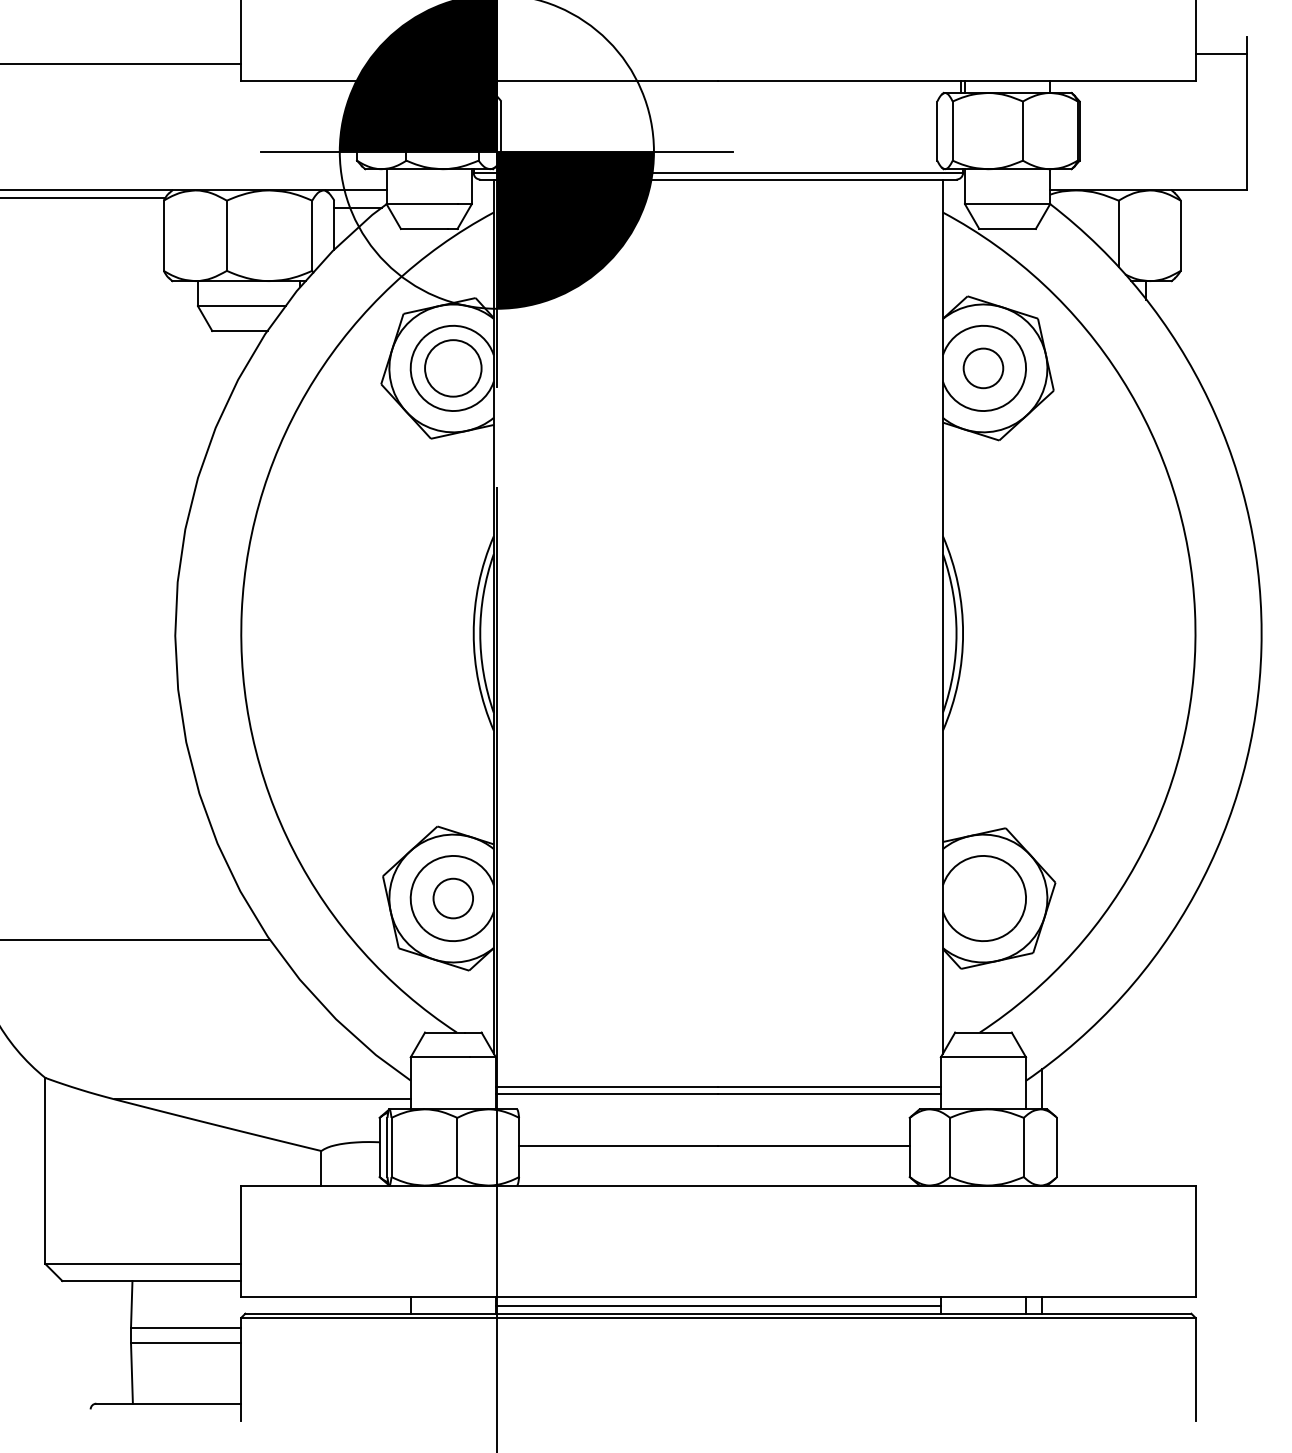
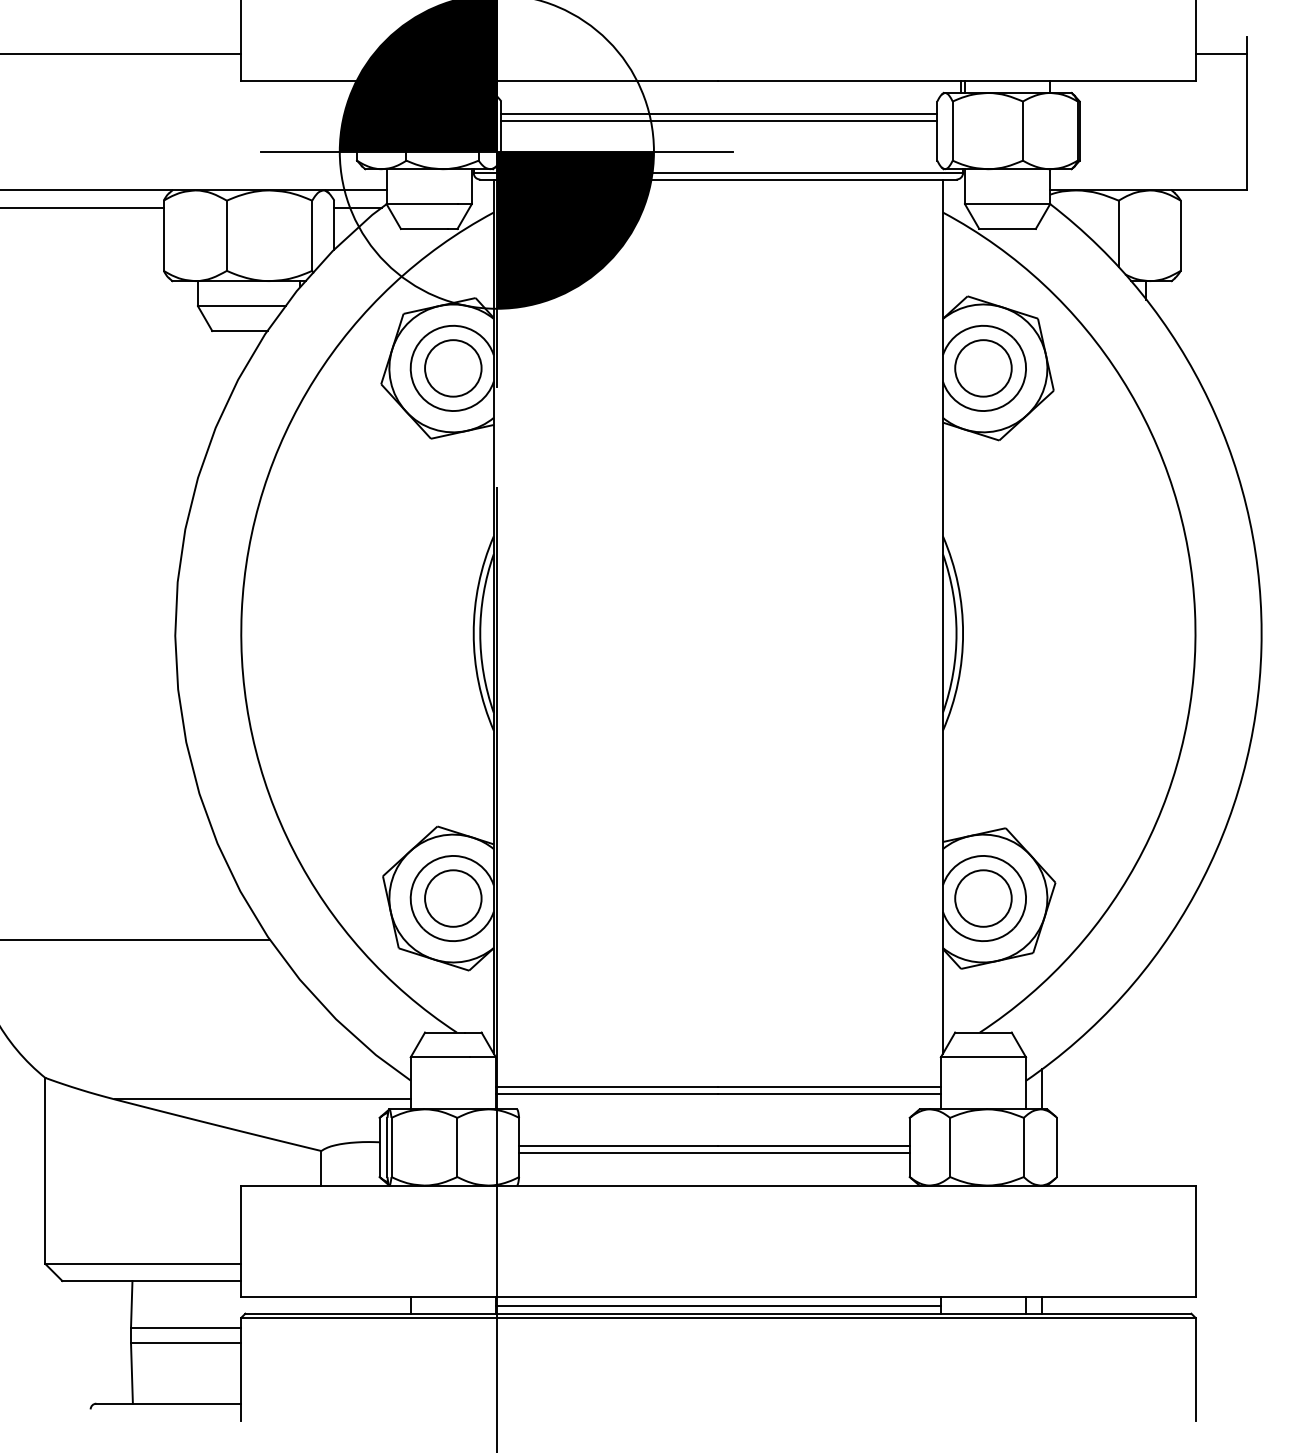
line position: (121, 64) -> (121, 54) (121, 54)
line: none -> present (719, 114)
line: none -> present (719, 120)
line position: (82, 197) -> (82, 207) (82, 207)
circle diameter: 40 px -> 57 px (983, 368)
circle diameter: 40 px -> 57 px (453, 898)
circle: none -> present (983, 898)
line: none -> present (714, 1152)
